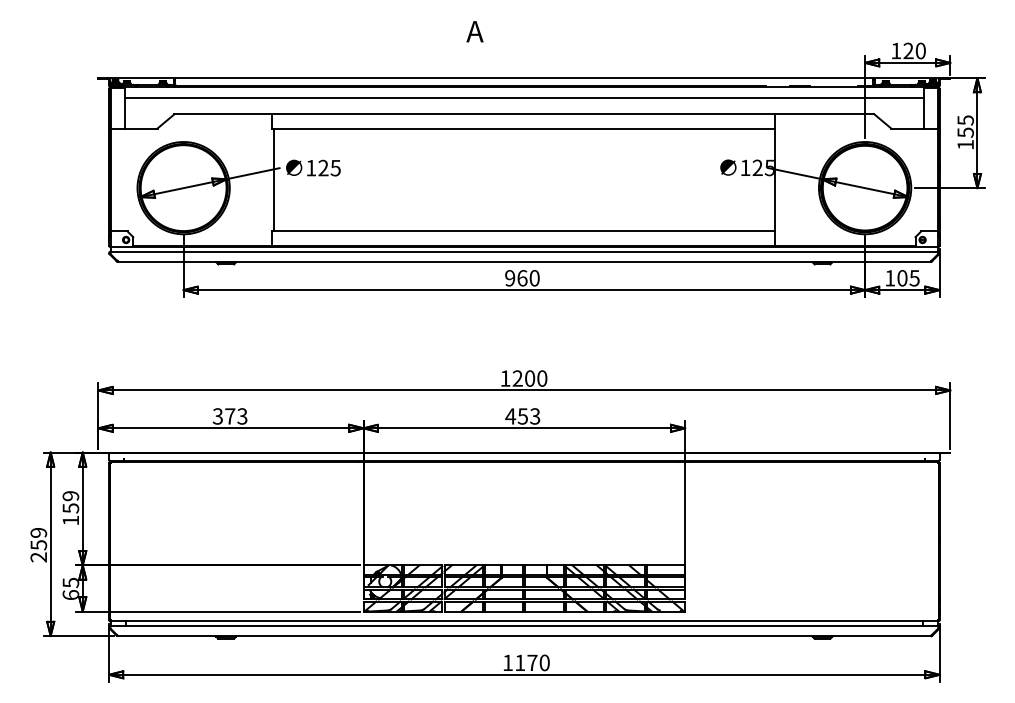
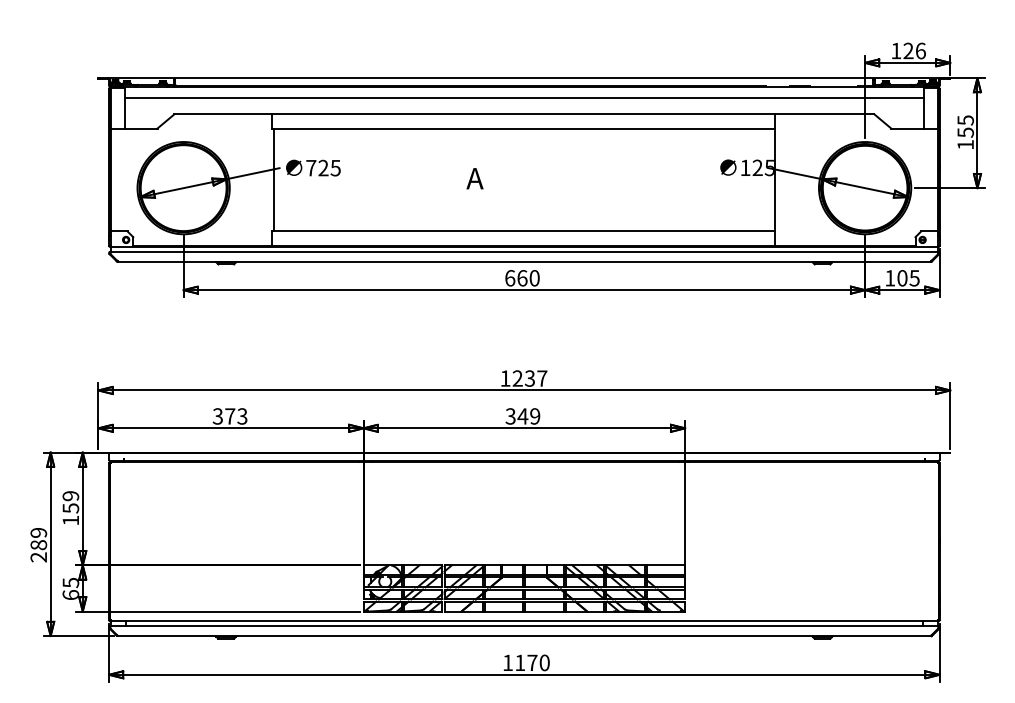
text position: (474, 31) -> (474, 178) (474, 178)
text: 120 -> 126 (920, 50)
text: 125 -> 725 (311, 168)
text: 960 -> 660 (510, 278)
text: 1200 -> 1237 (535, 378)
text: 453 -> 349 (522, 416)
text: 259 -> 289 (38, 545)
